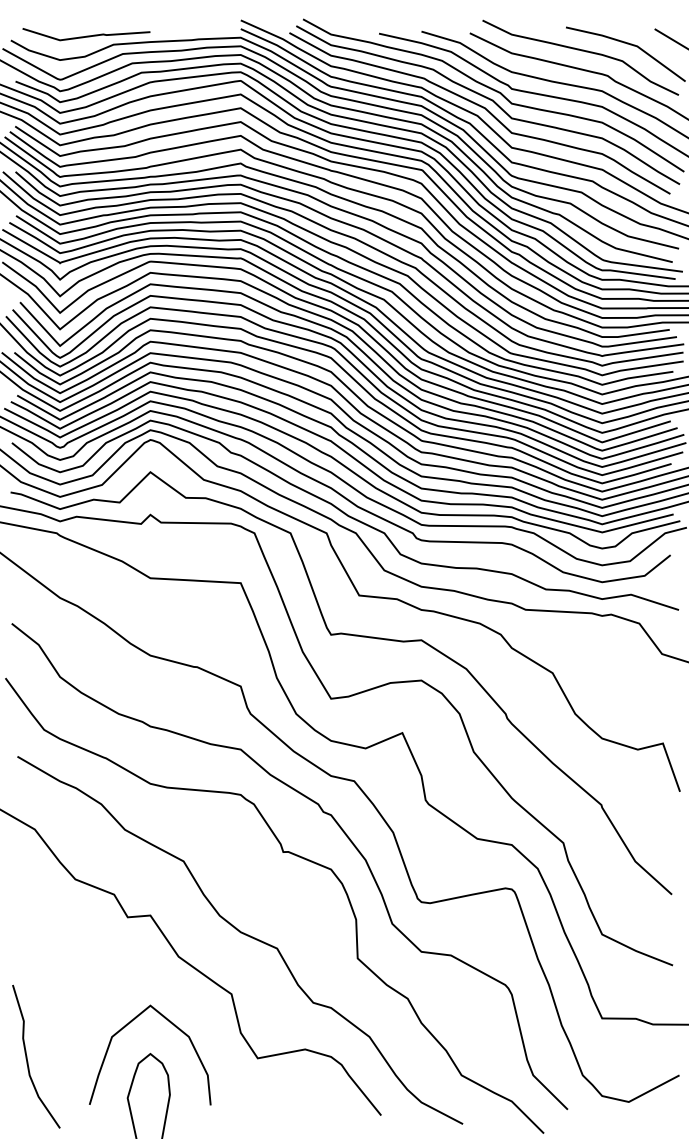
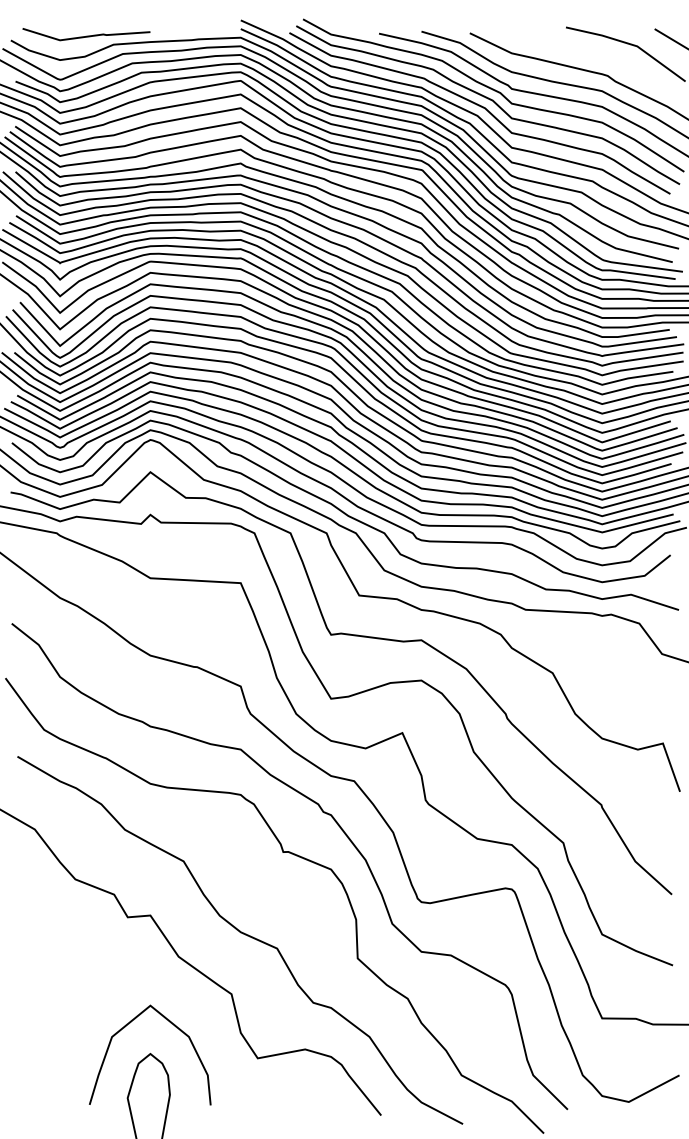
curve: present -> none (581, 51)
curve: present -> none (27, 1056)
